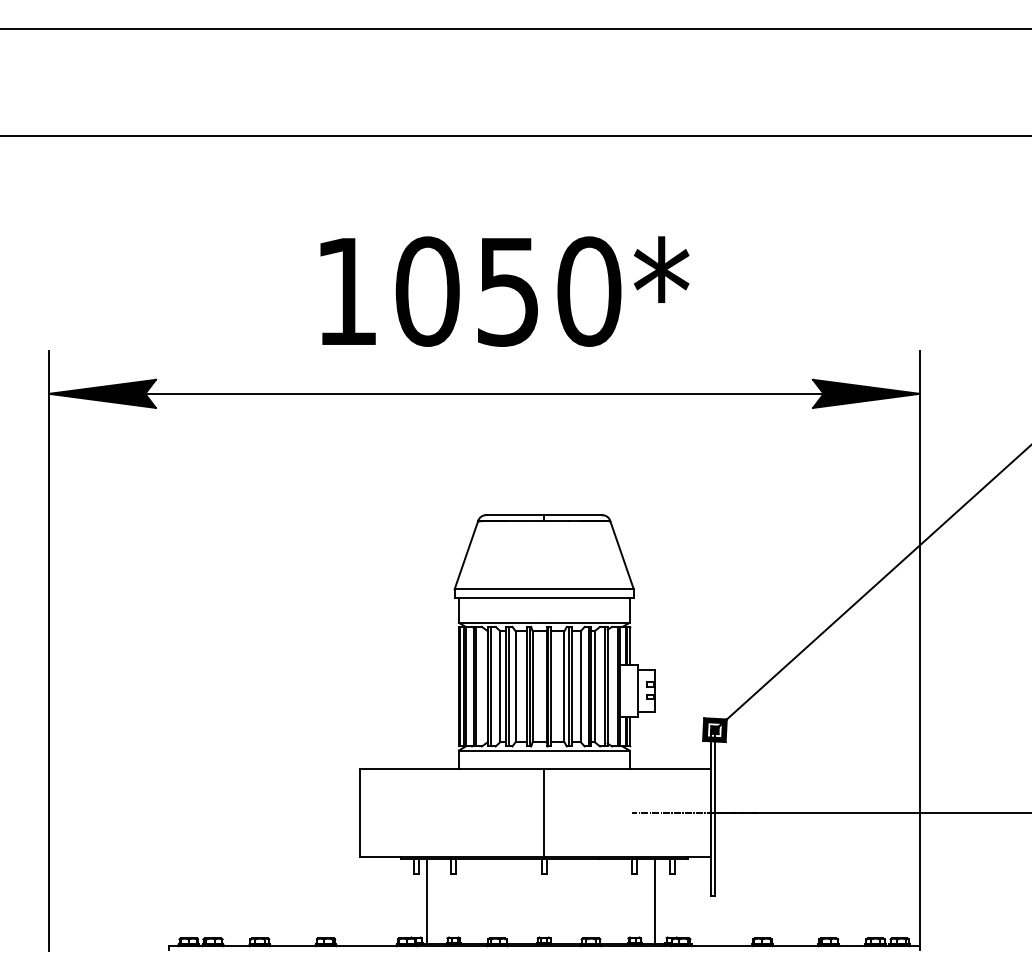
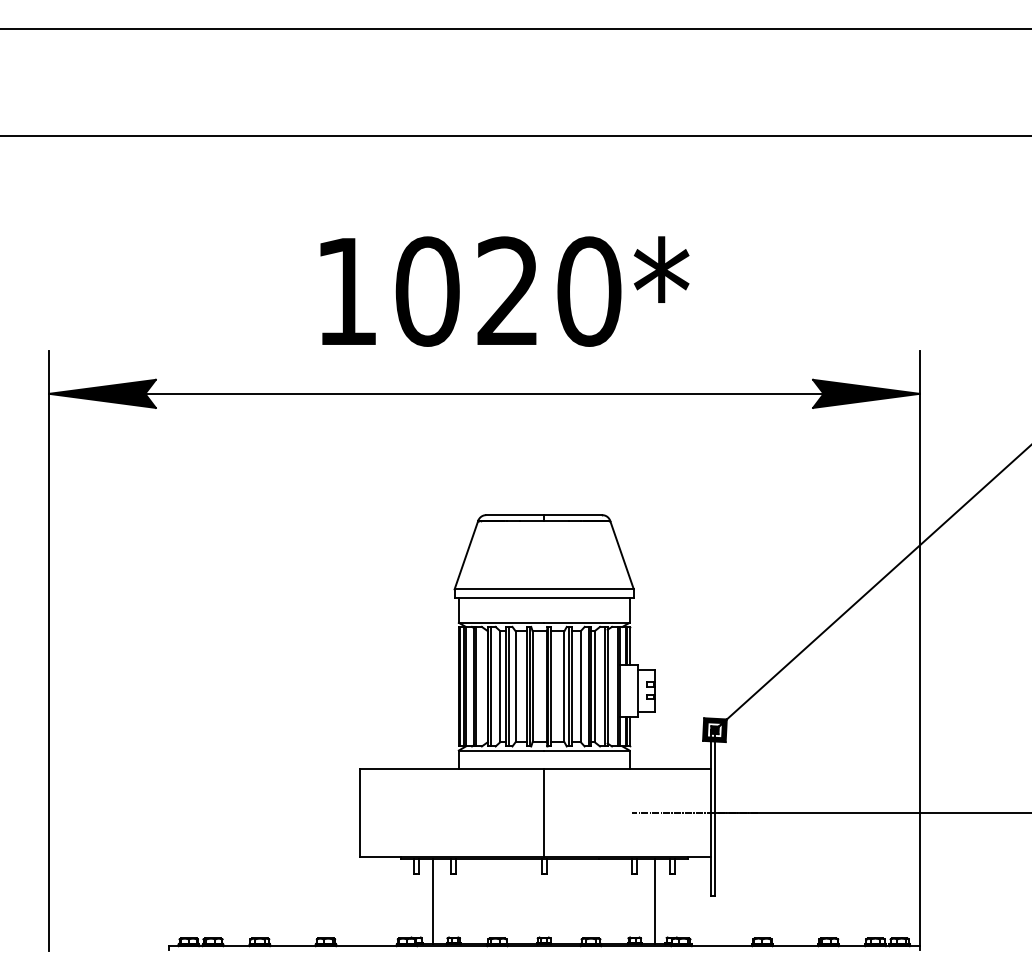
text: 1050* -> 1020* (507, 291)
line position: (427, 901) -> (433, 901) (433, 901)
